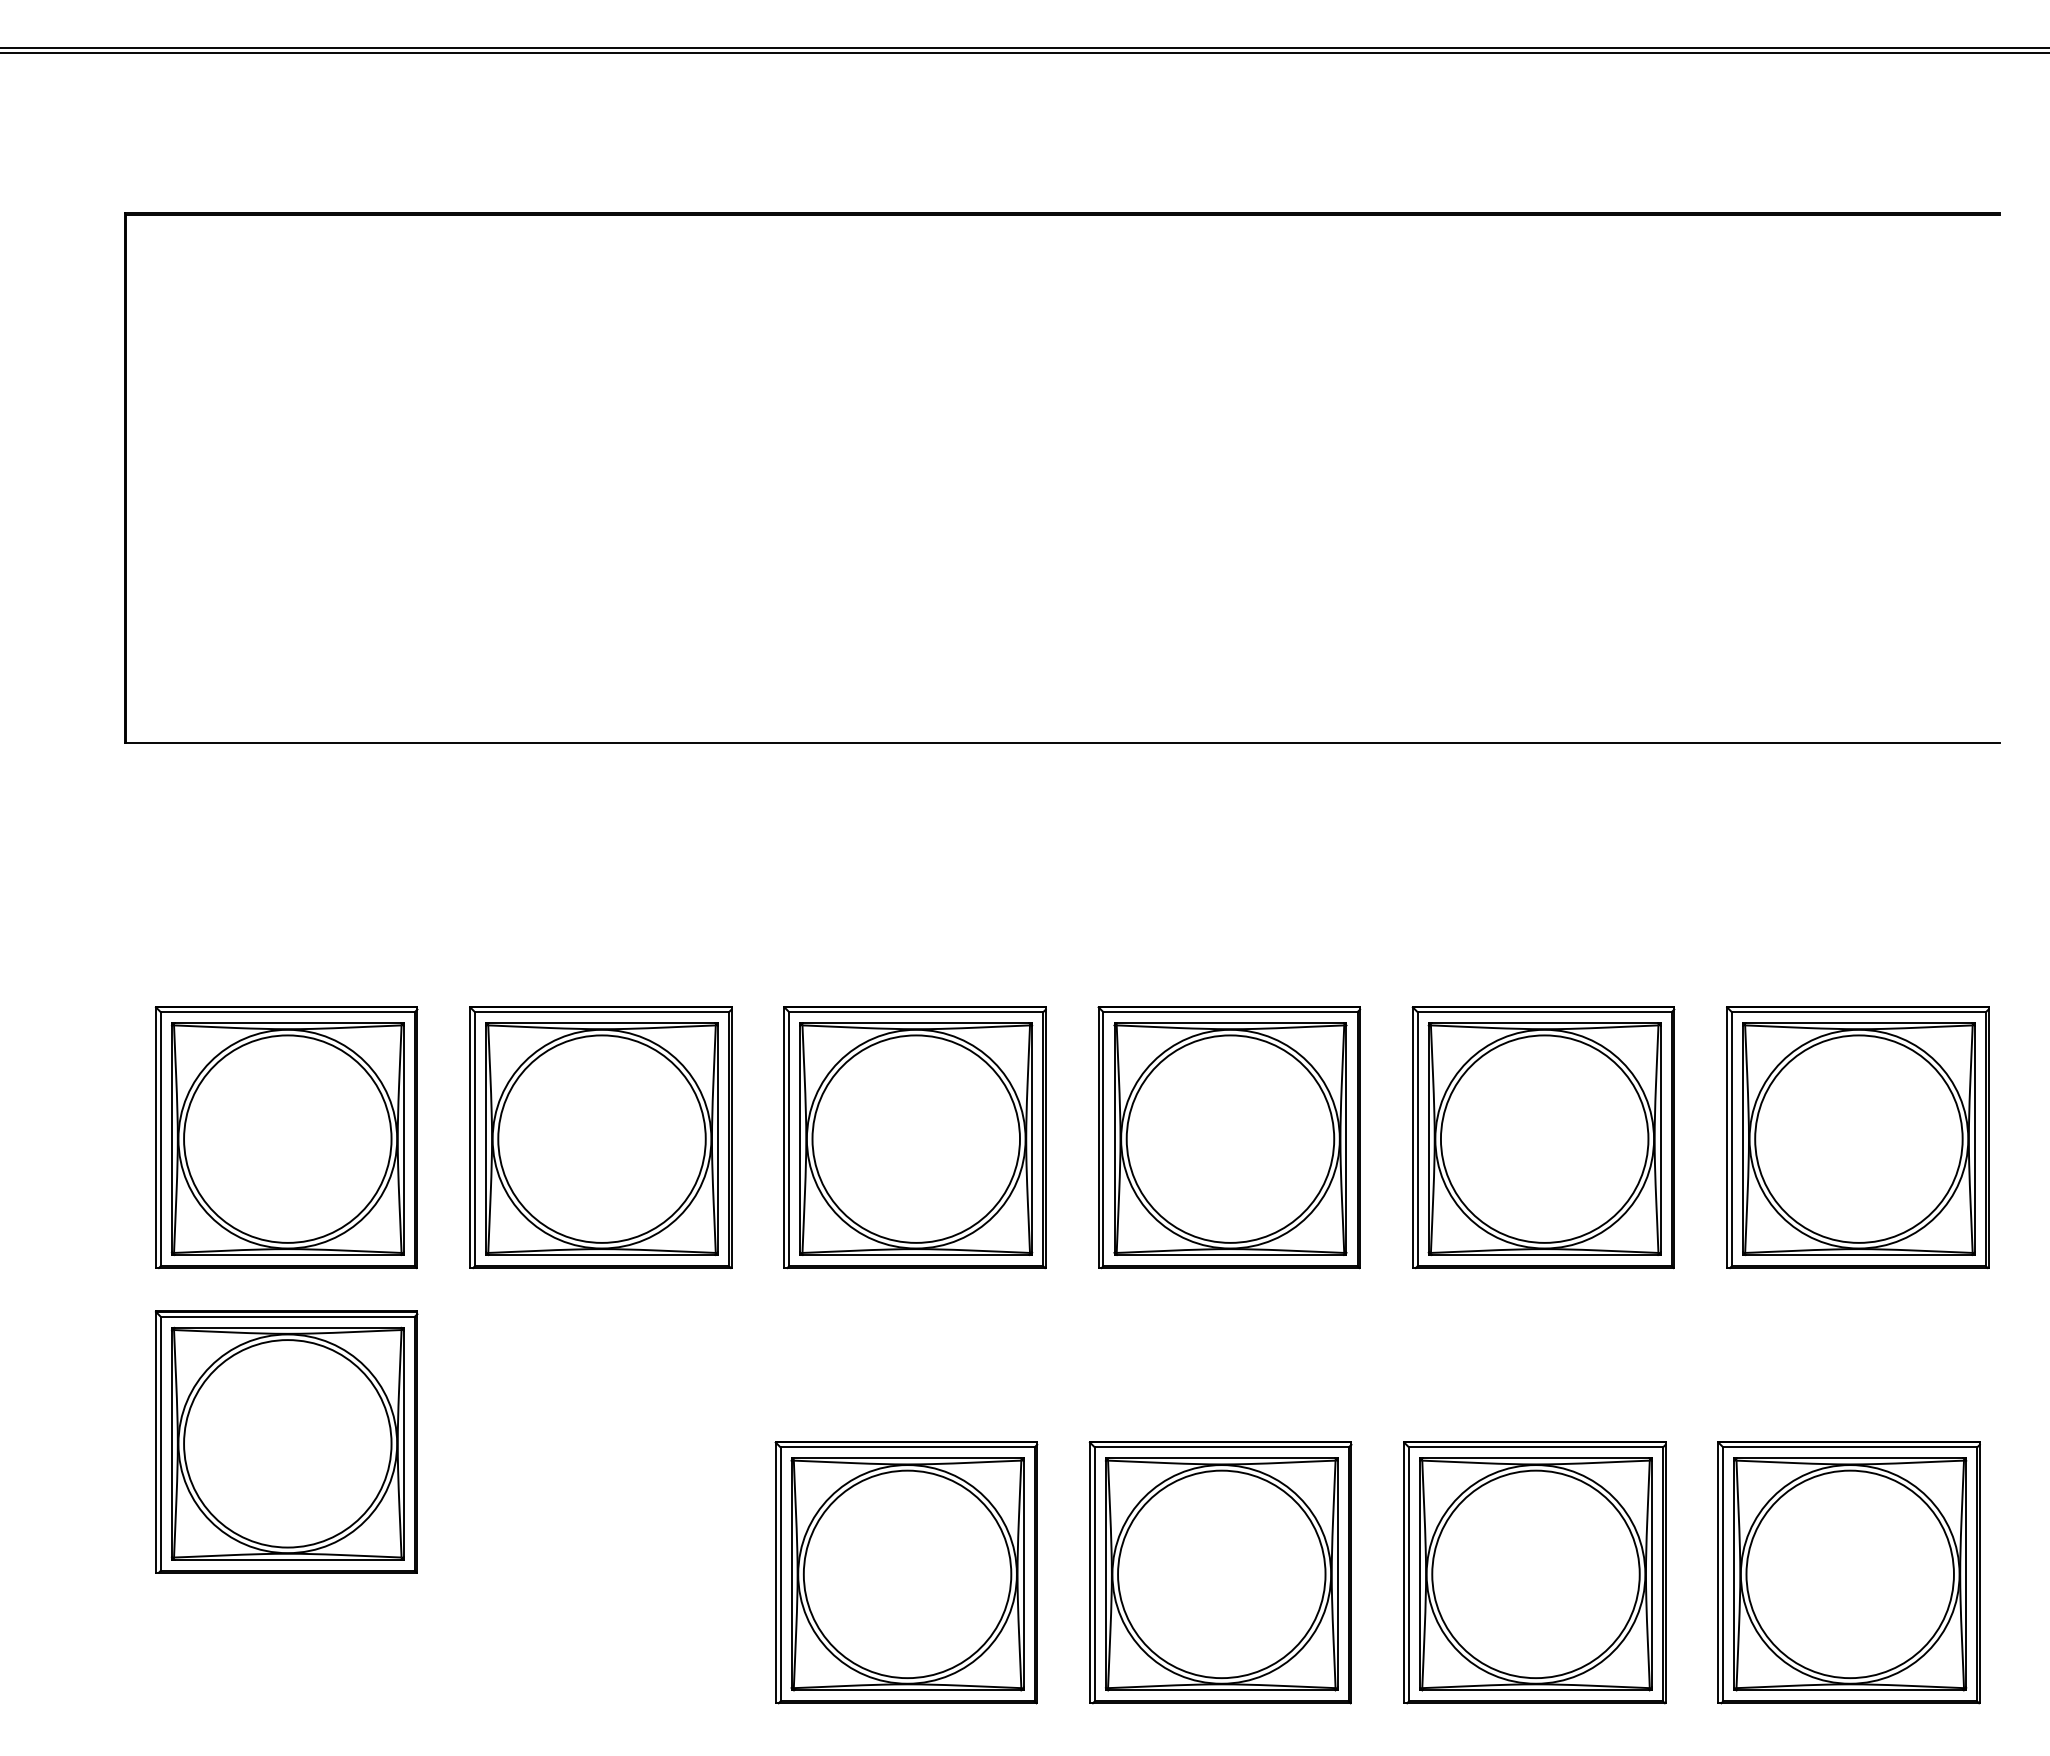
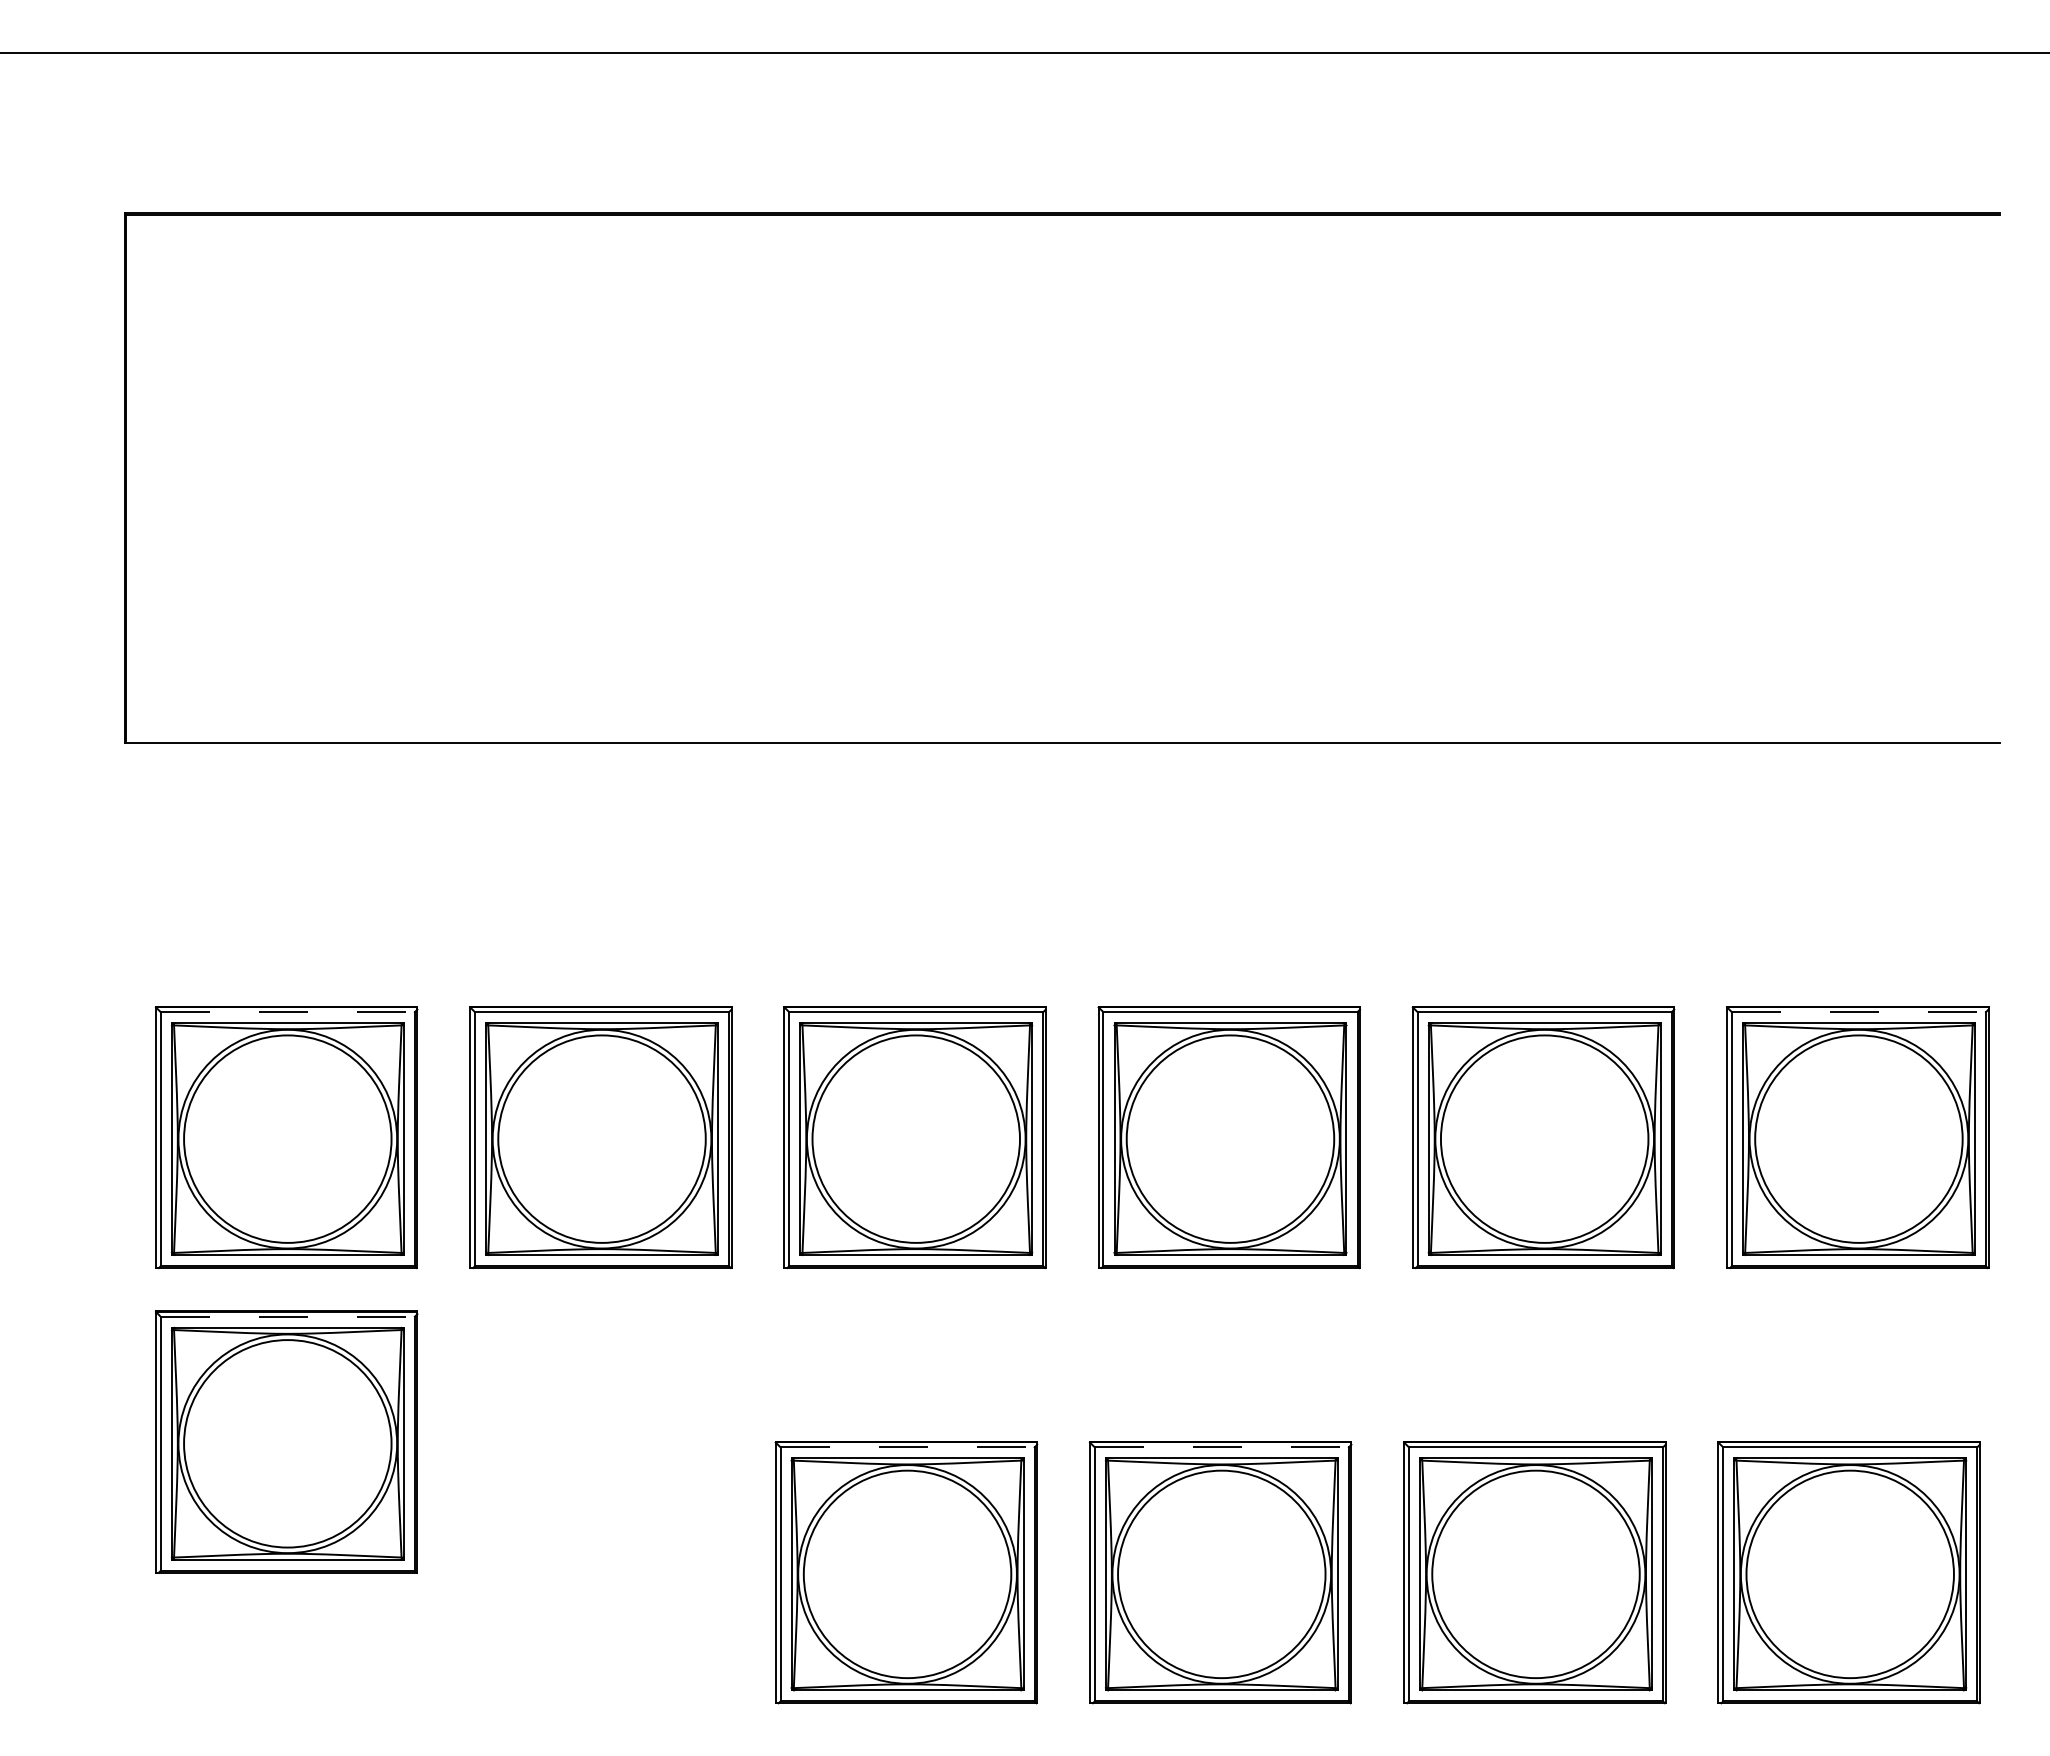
line: present -> none (1024, 47)
line: solid -> dashed (288, 1012)
line: solid -> dashed (1859, 1012)
line: solid -> dashed (288, 1316)
line: solid -> dashed (908, 1447)
line: solid -> dashed (1222, 1447)
